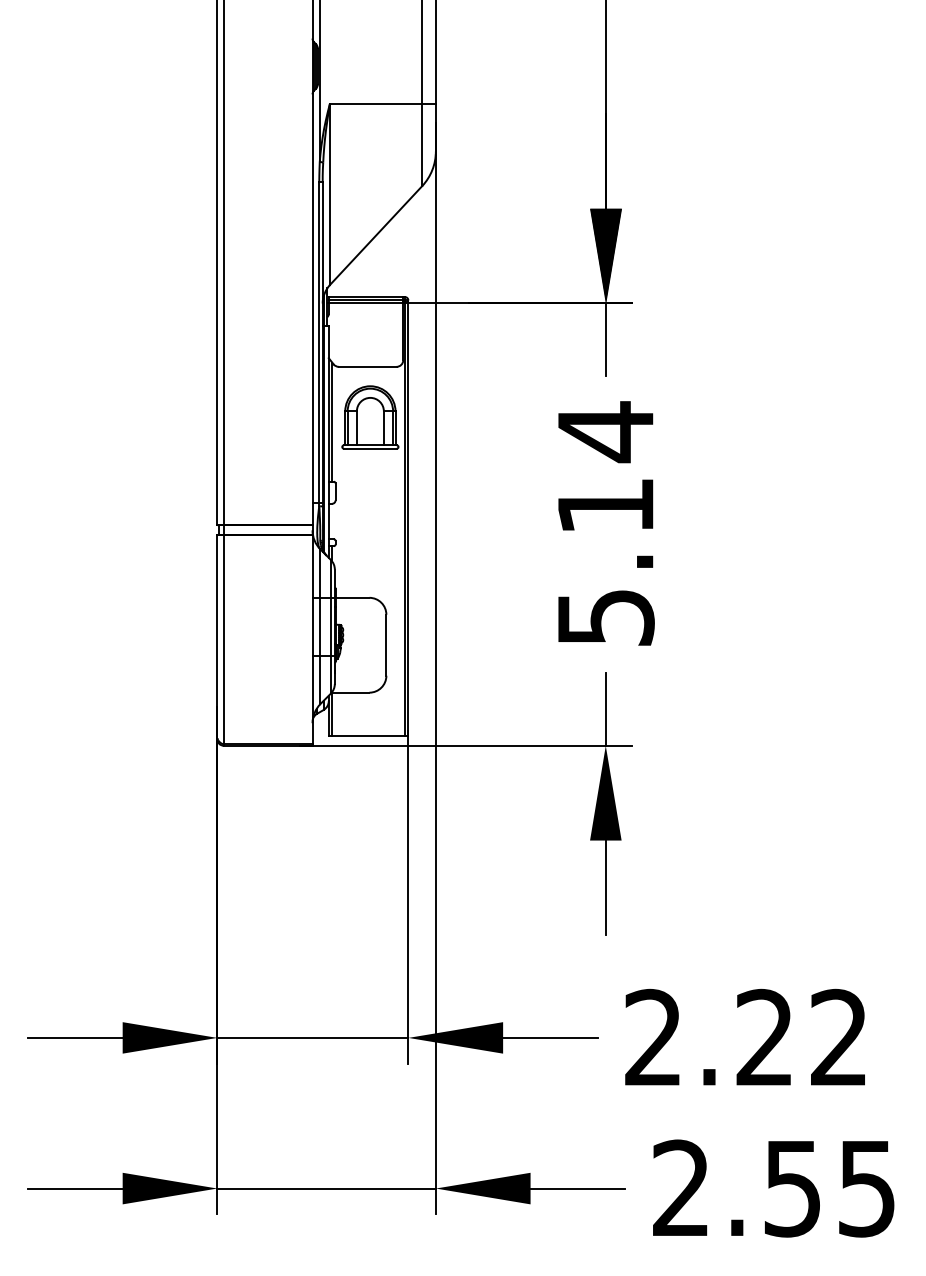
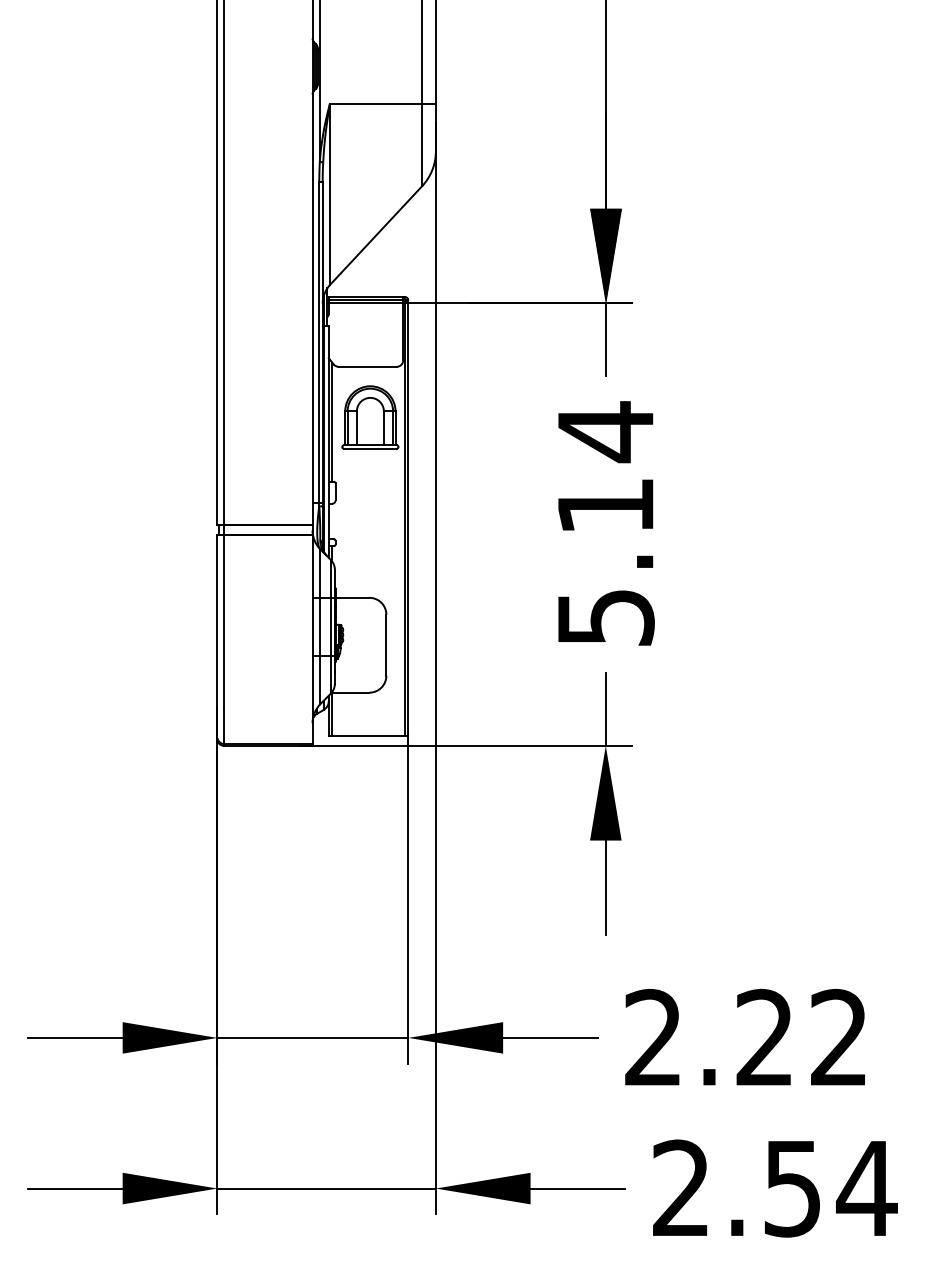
text: 2.55 -> 2.54 (866, 1189)
